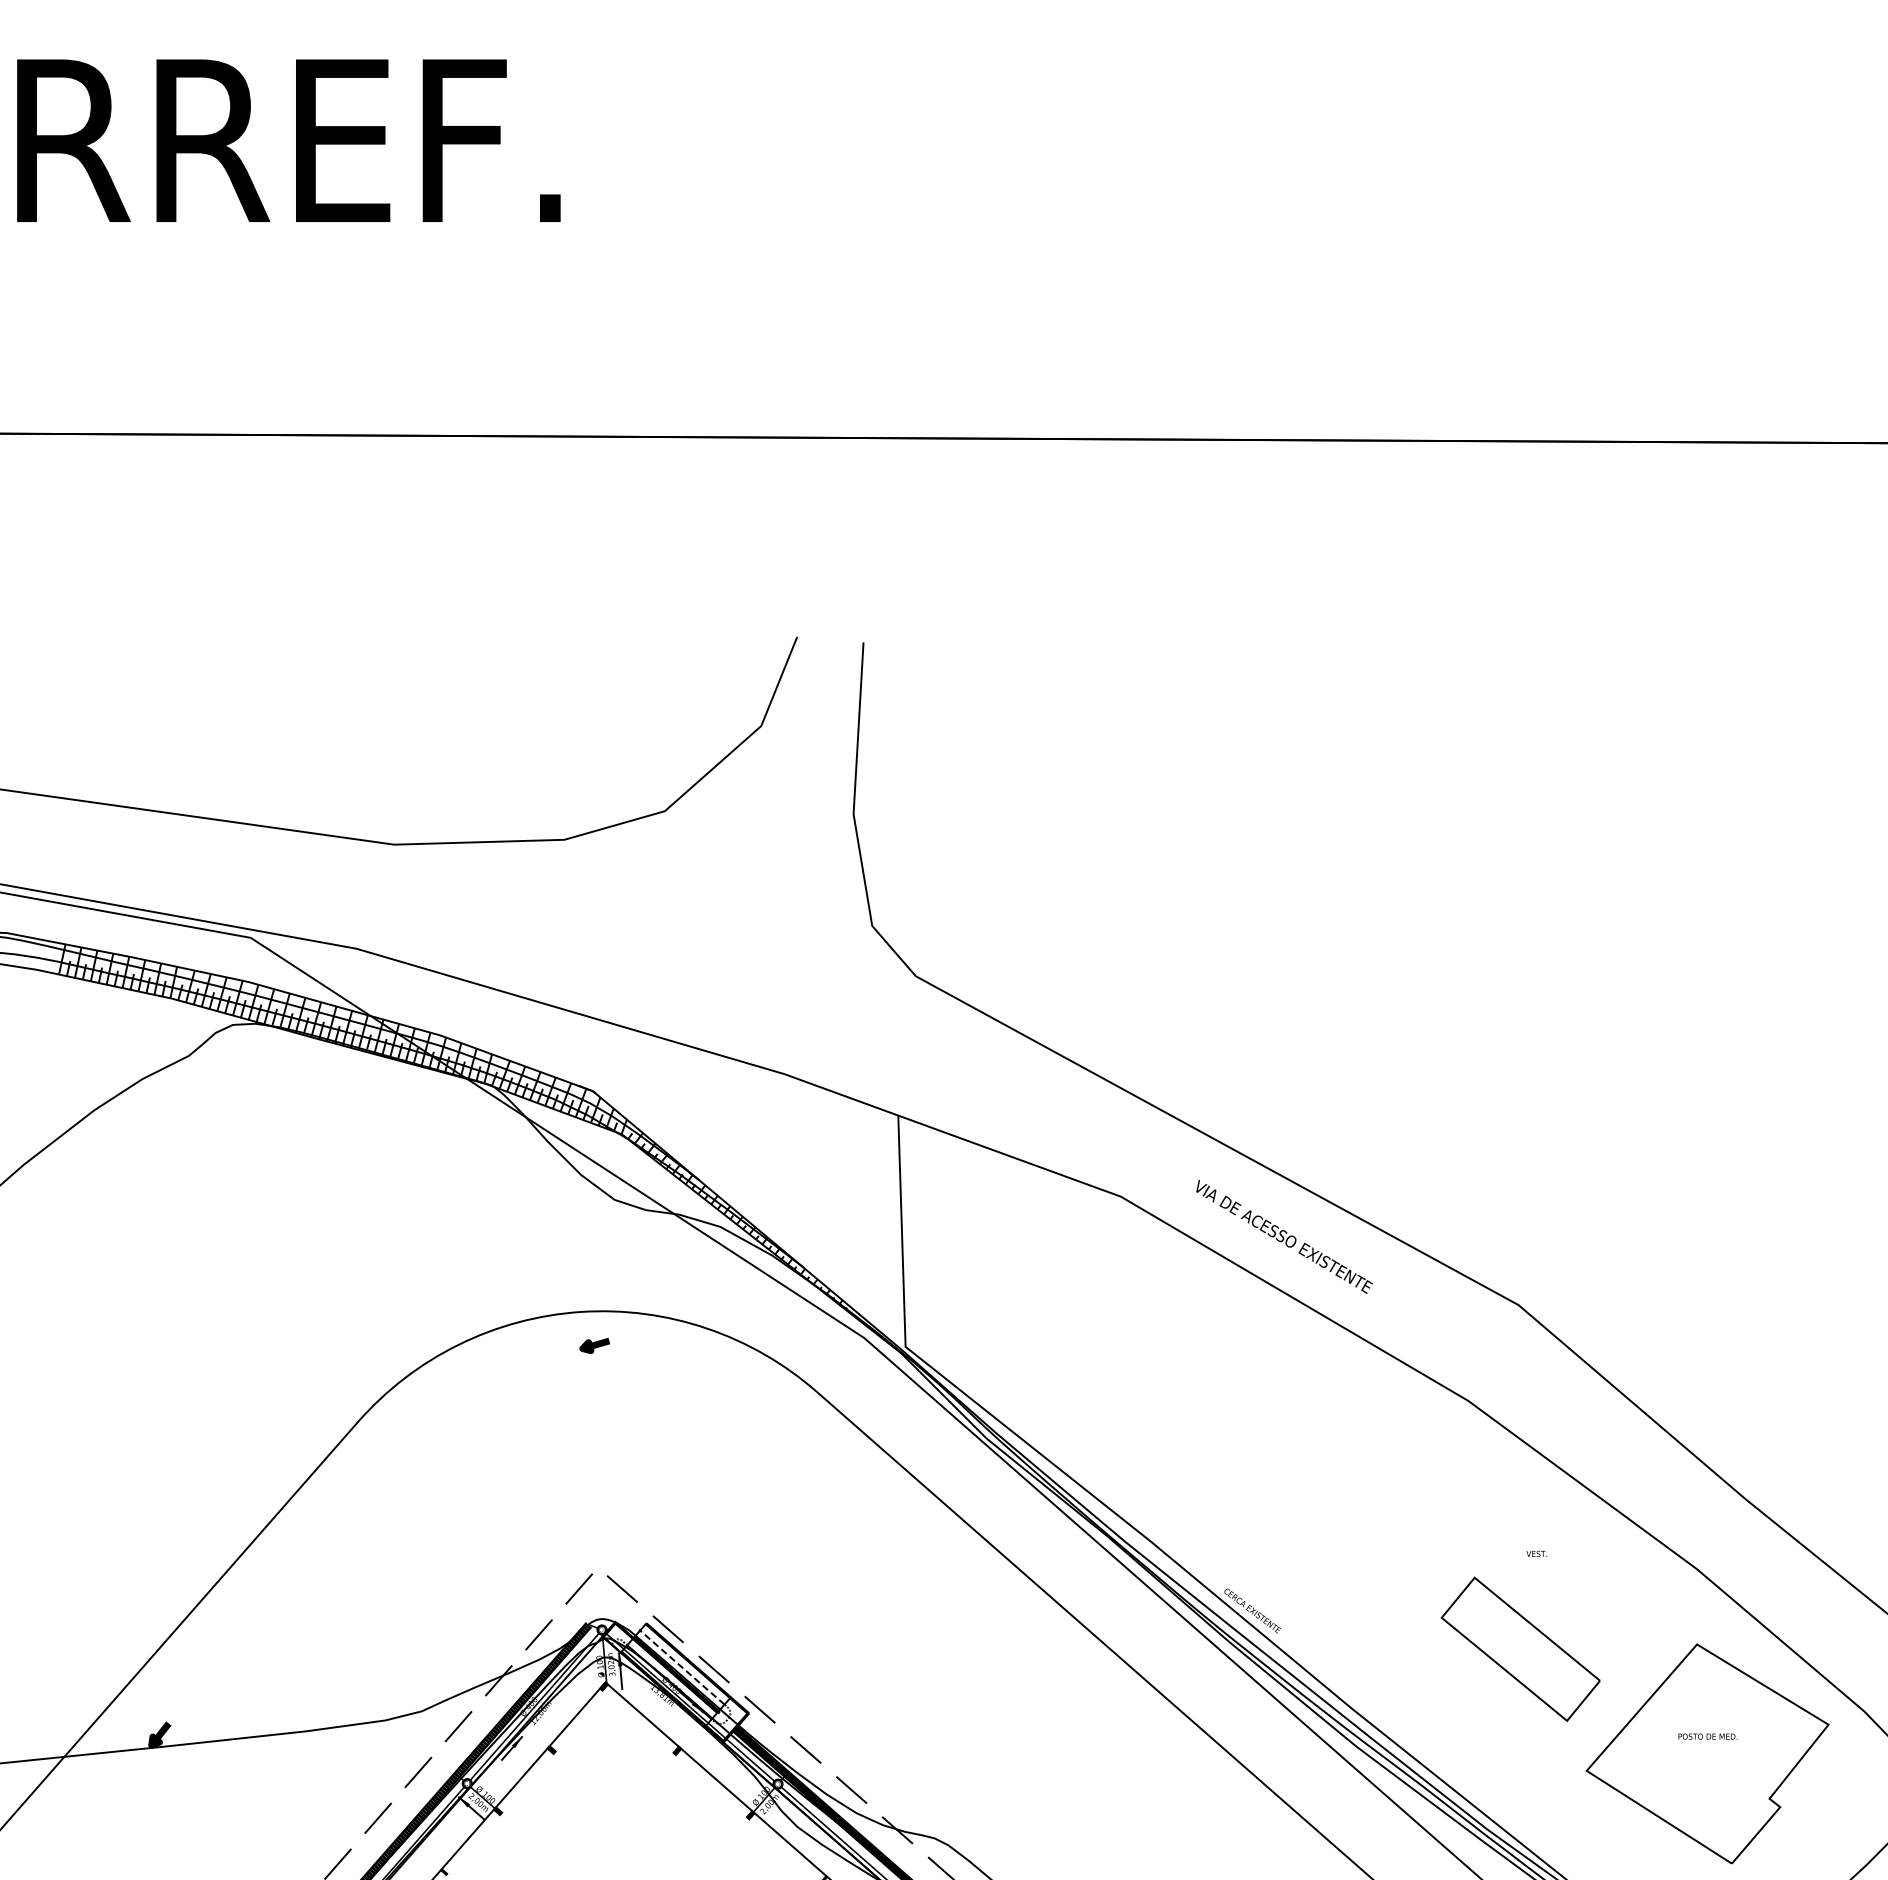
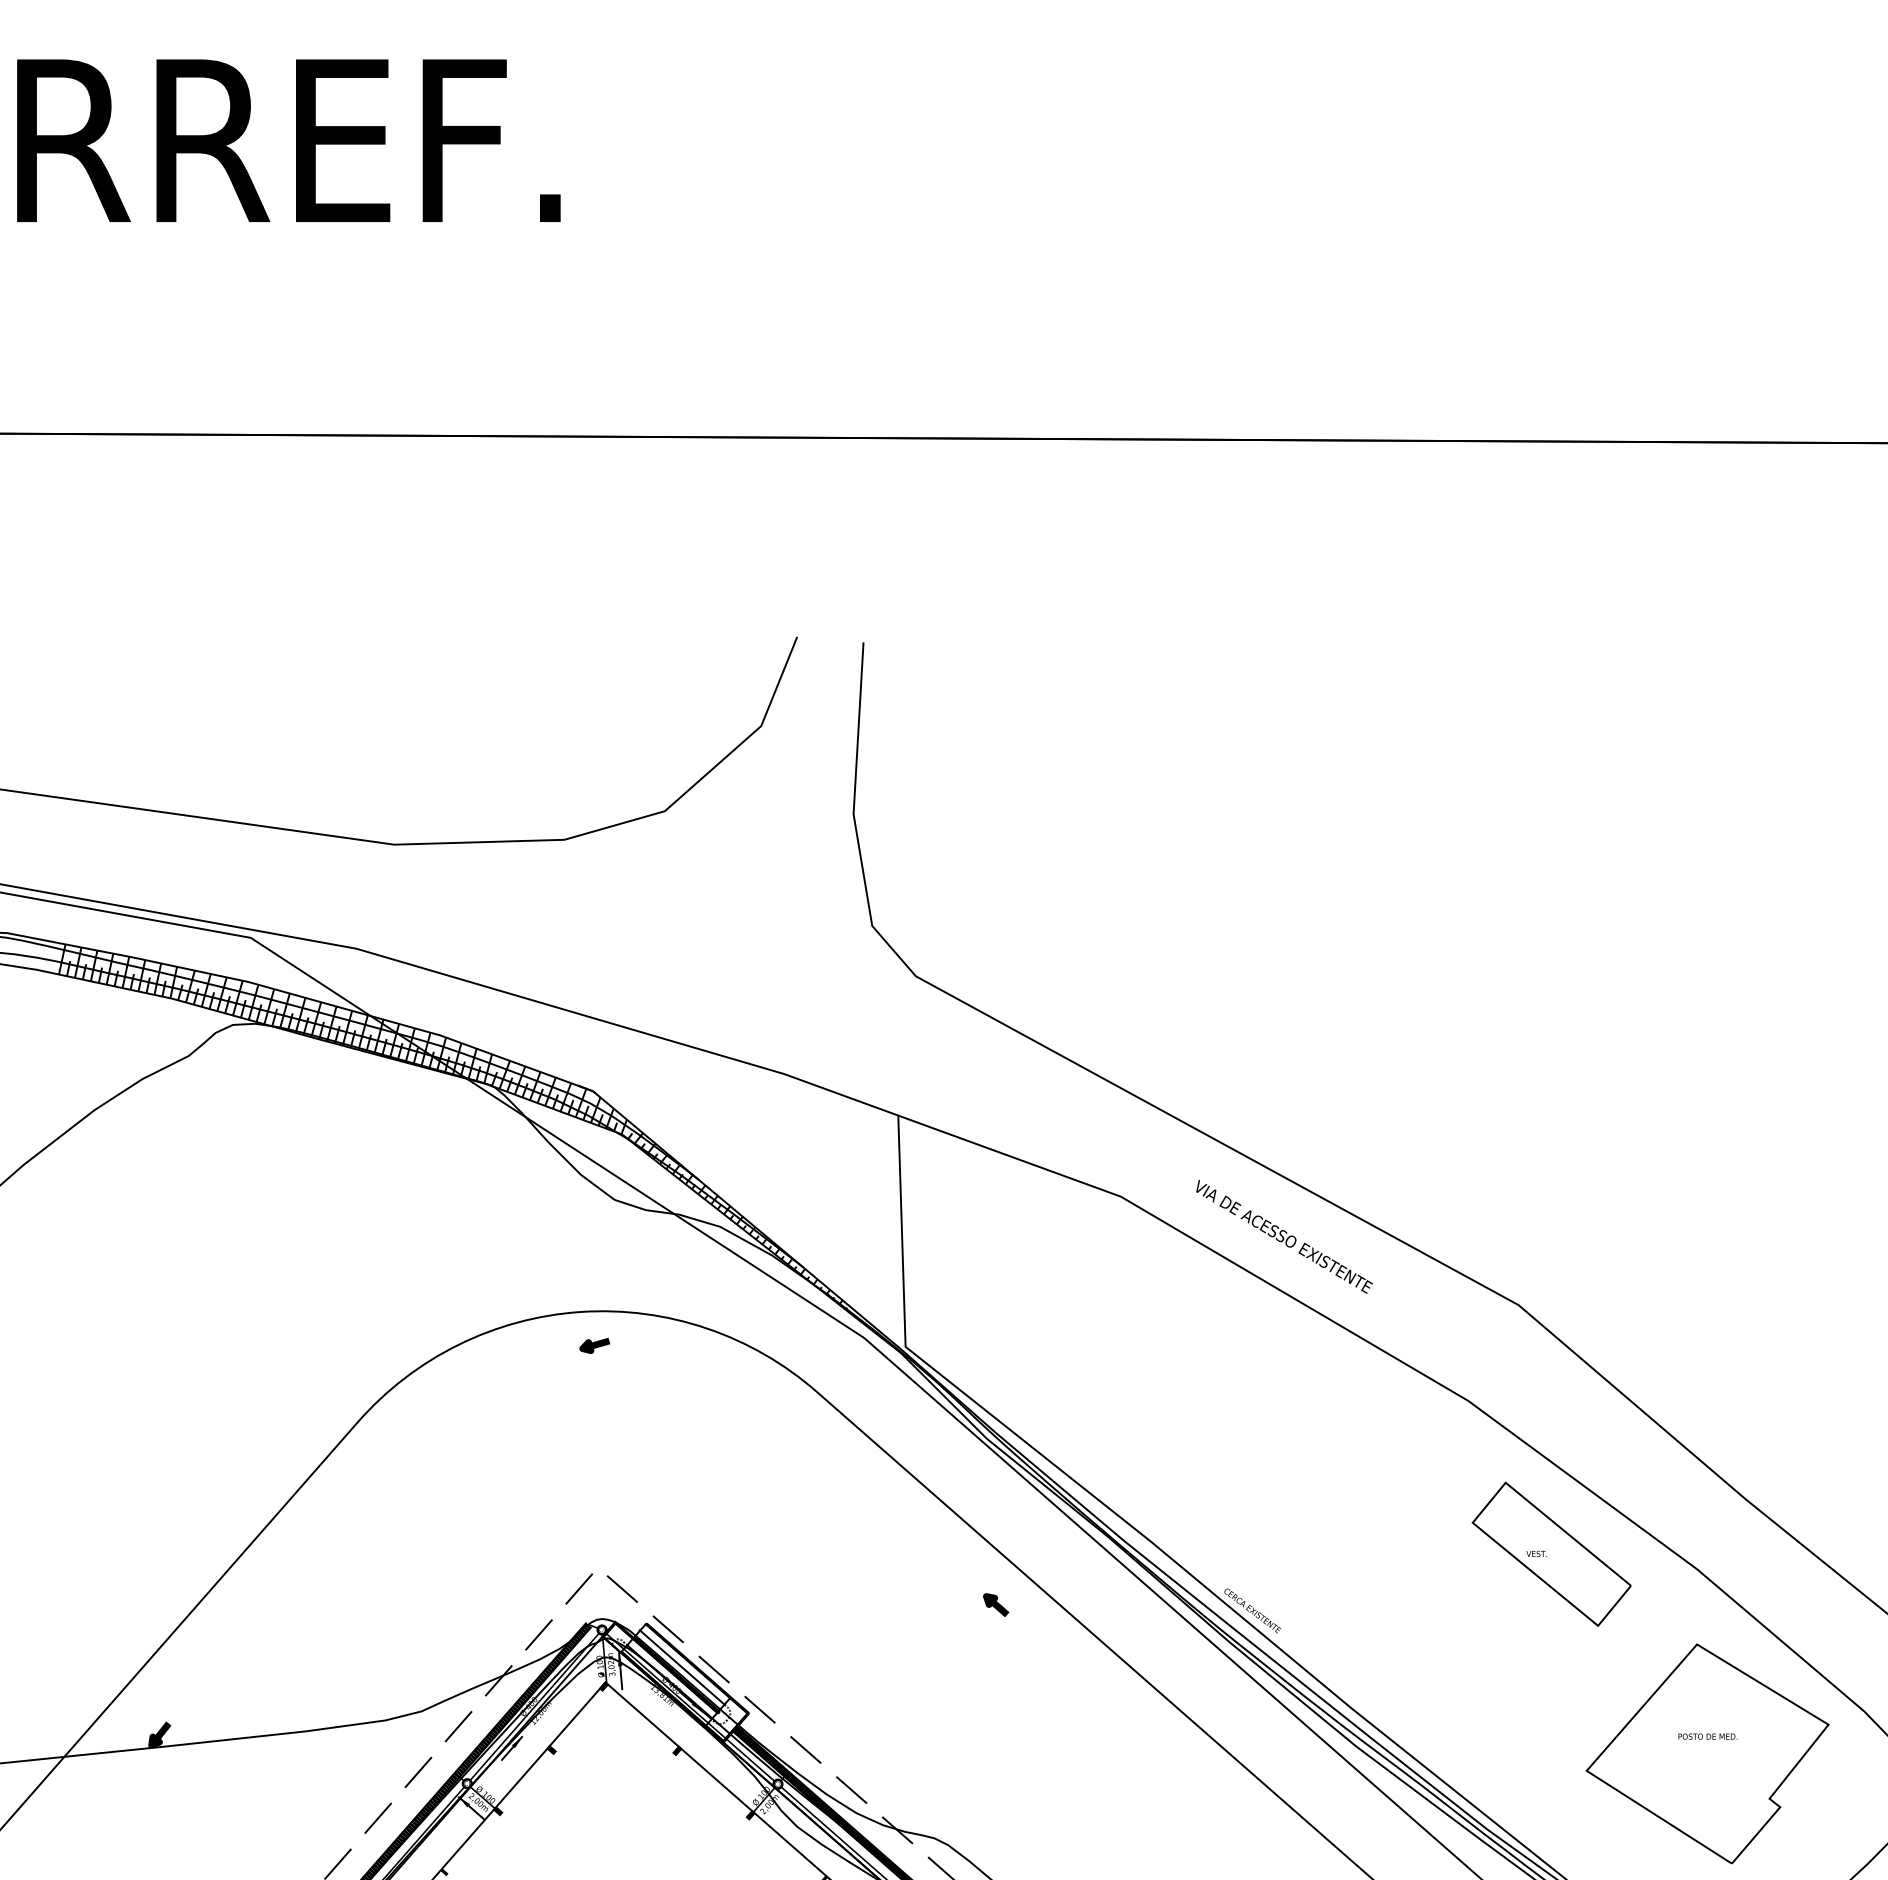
part: none -> present (996, 1604)
part position: (1520, 1648) -> (1551, 1553) (1551, 1553)
line: dashed -> solid (681, 1667)
